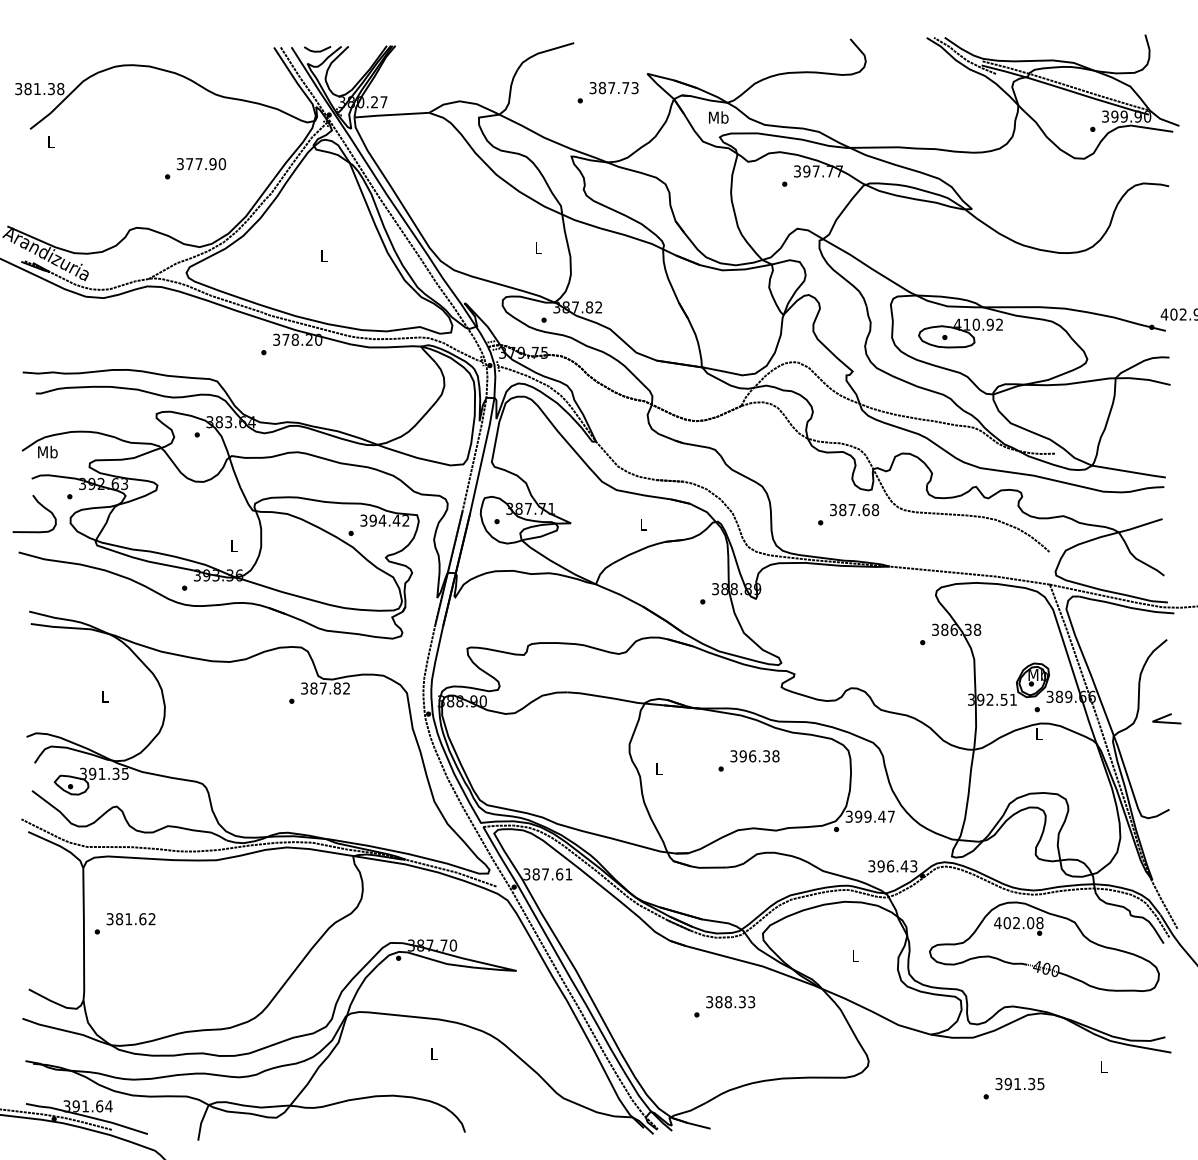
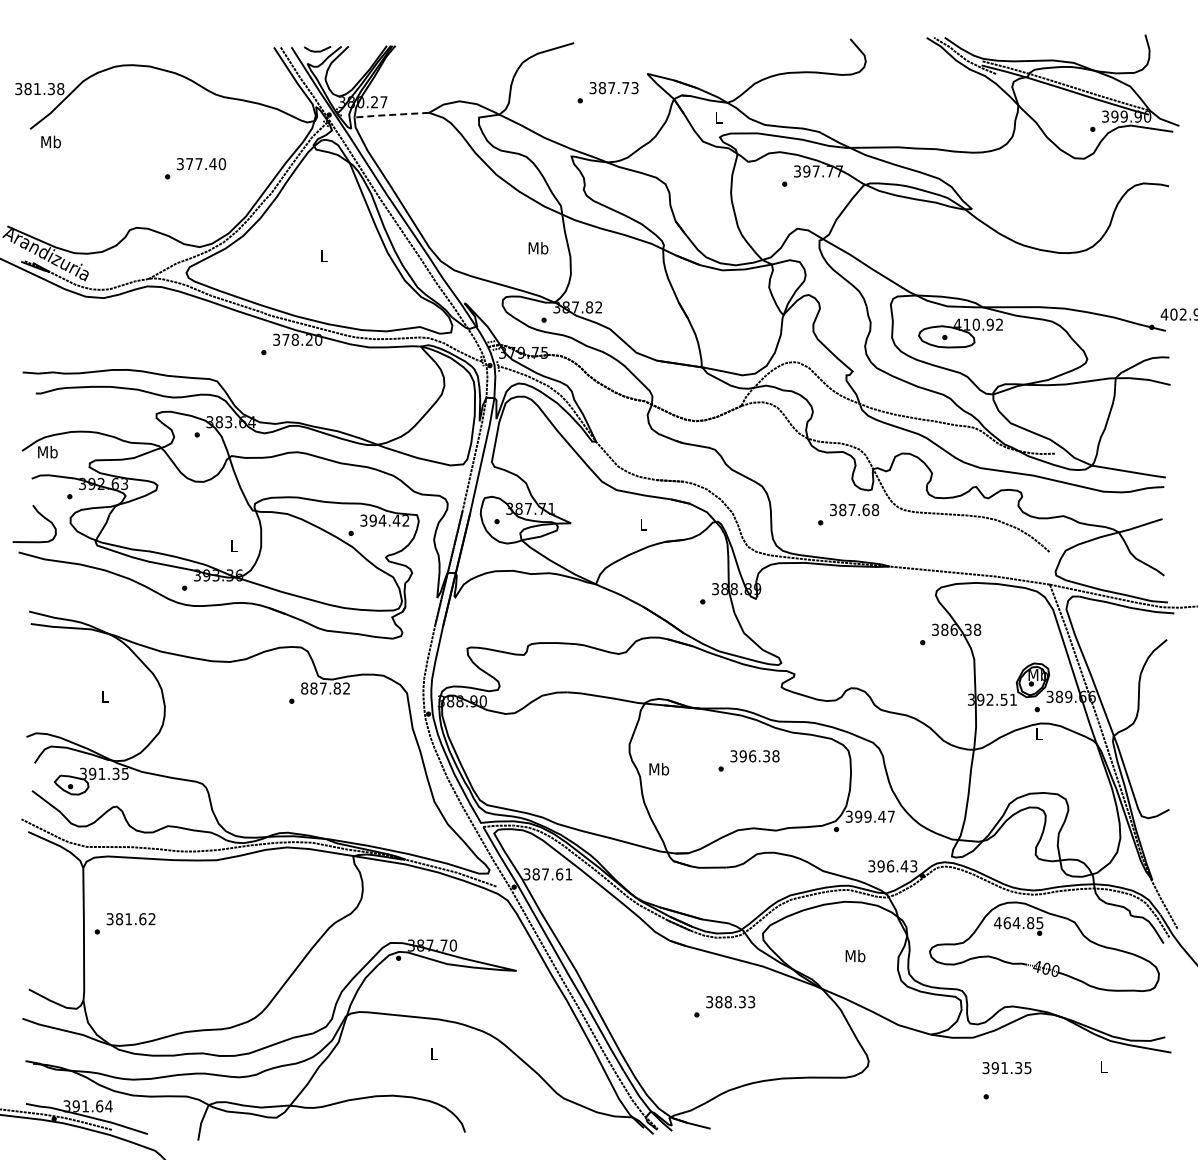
line: solid -> dashed (390, 114)
text: Mb -> L (718, 117)
text: L -> Mb (50, 141)
text: 377.90 -> 377.40 (212, 164)
text: L -> Mb (538, 248)
curve position: (41, 506) -> (41, 516) (41, 516)
text: 387.82 -> 887.82 (304, 688)
line: present -> none (1166, 717)
text: L -> Mb (659, 769)
text: 402.08 -> 464.85 (1023, 923)
text: L -> Mb (855, 955)
text position: (1019, 1084) -> (1006, 1068) (1006, 1068)
